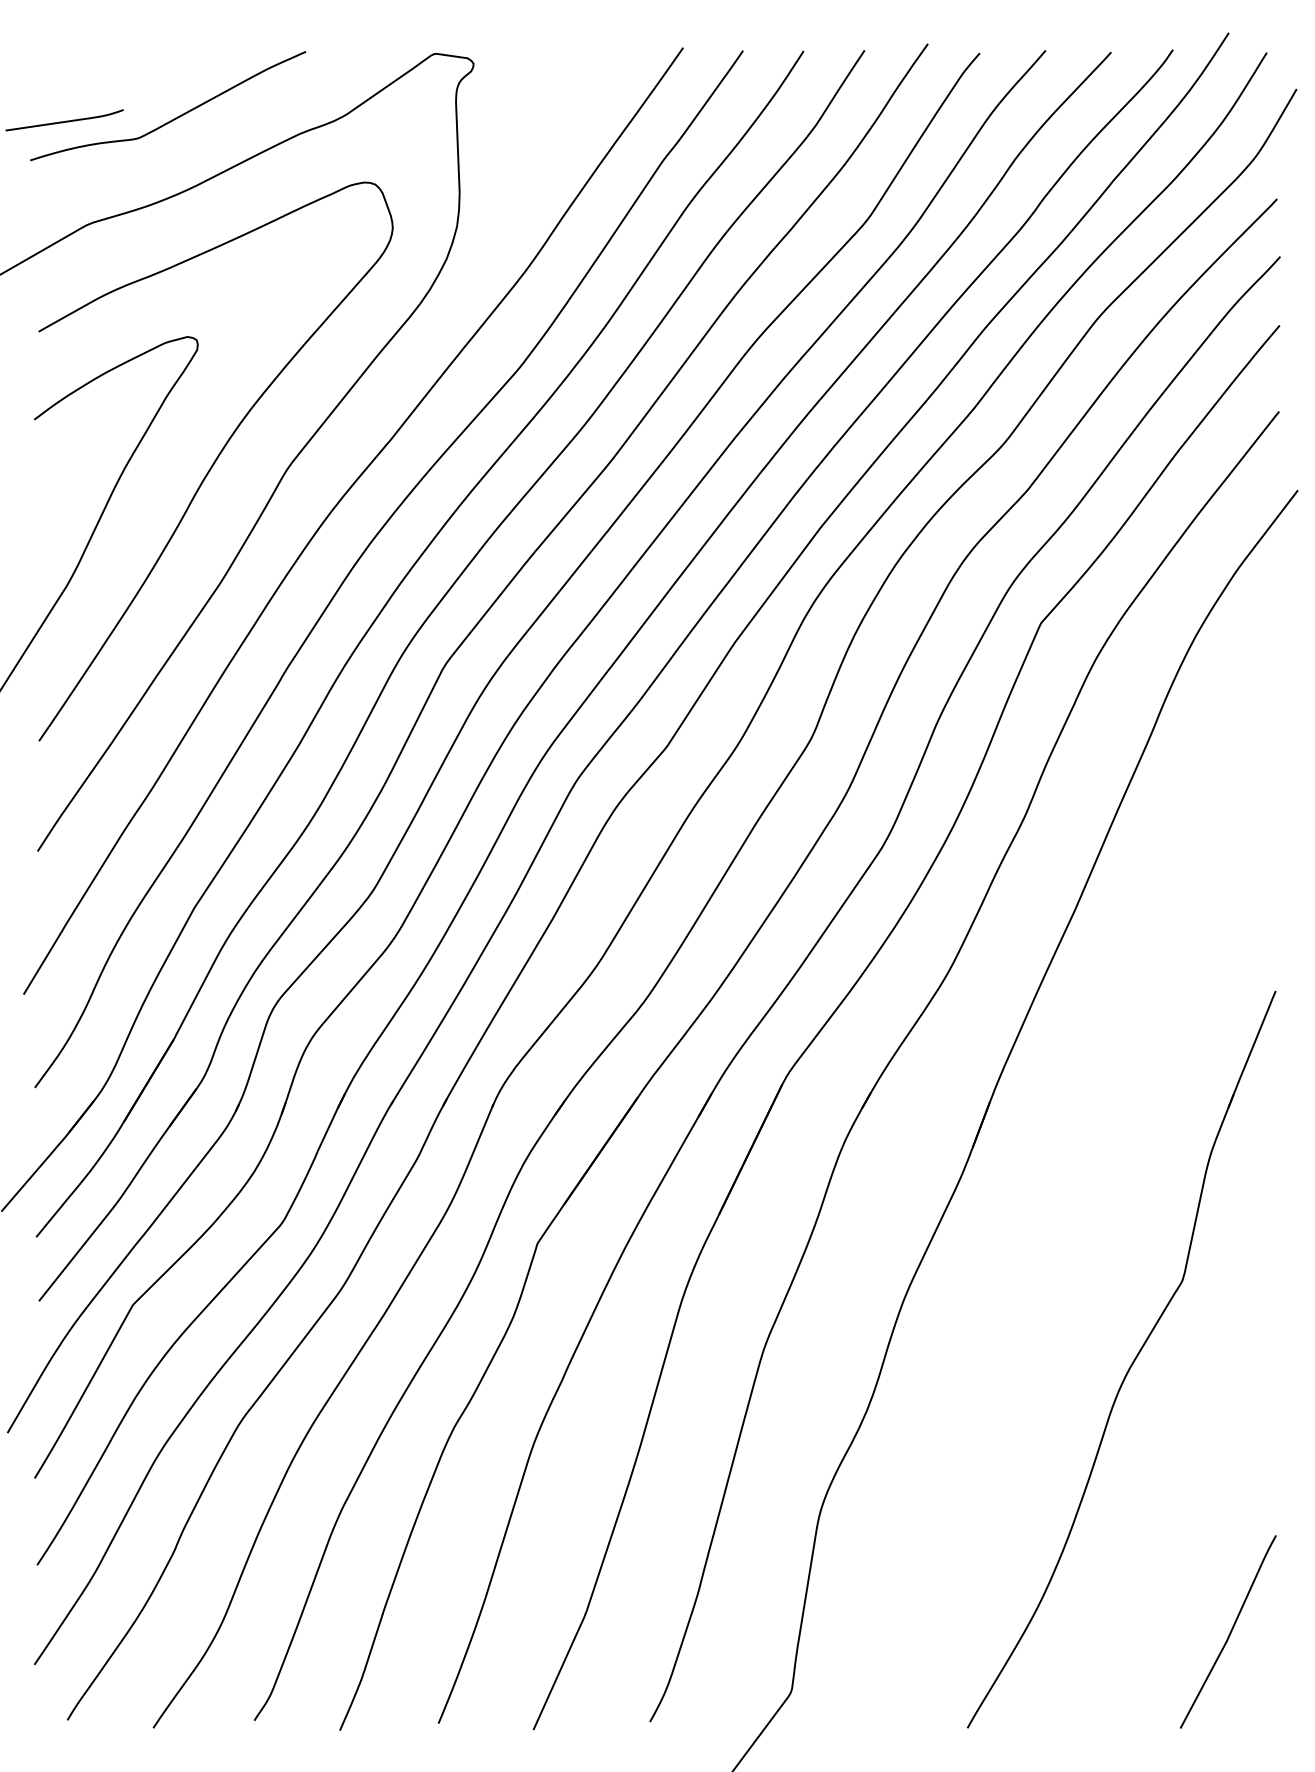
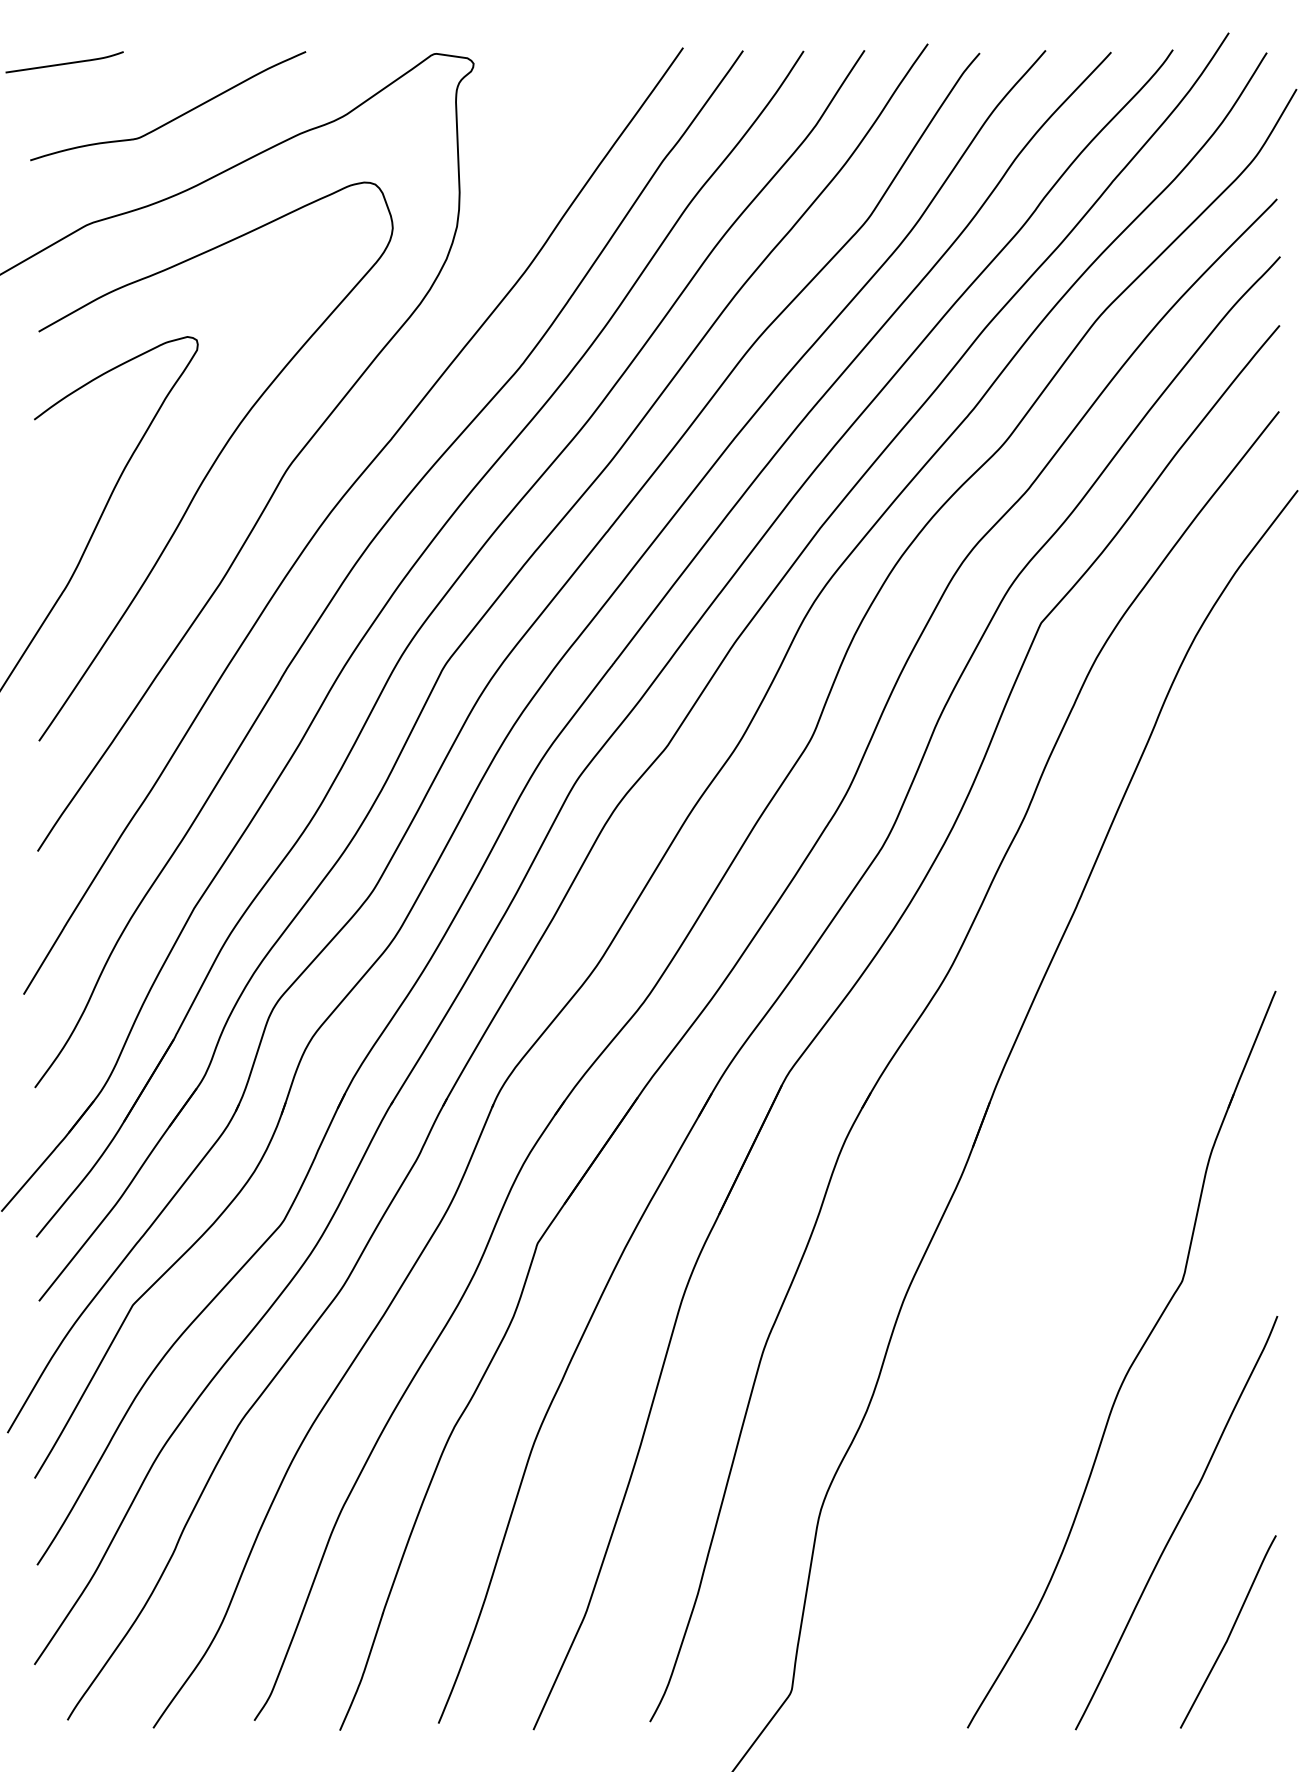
curve position: (65, 120) -> (65, 62) (65, 62)
curve: none -> present (1177, 1523)
